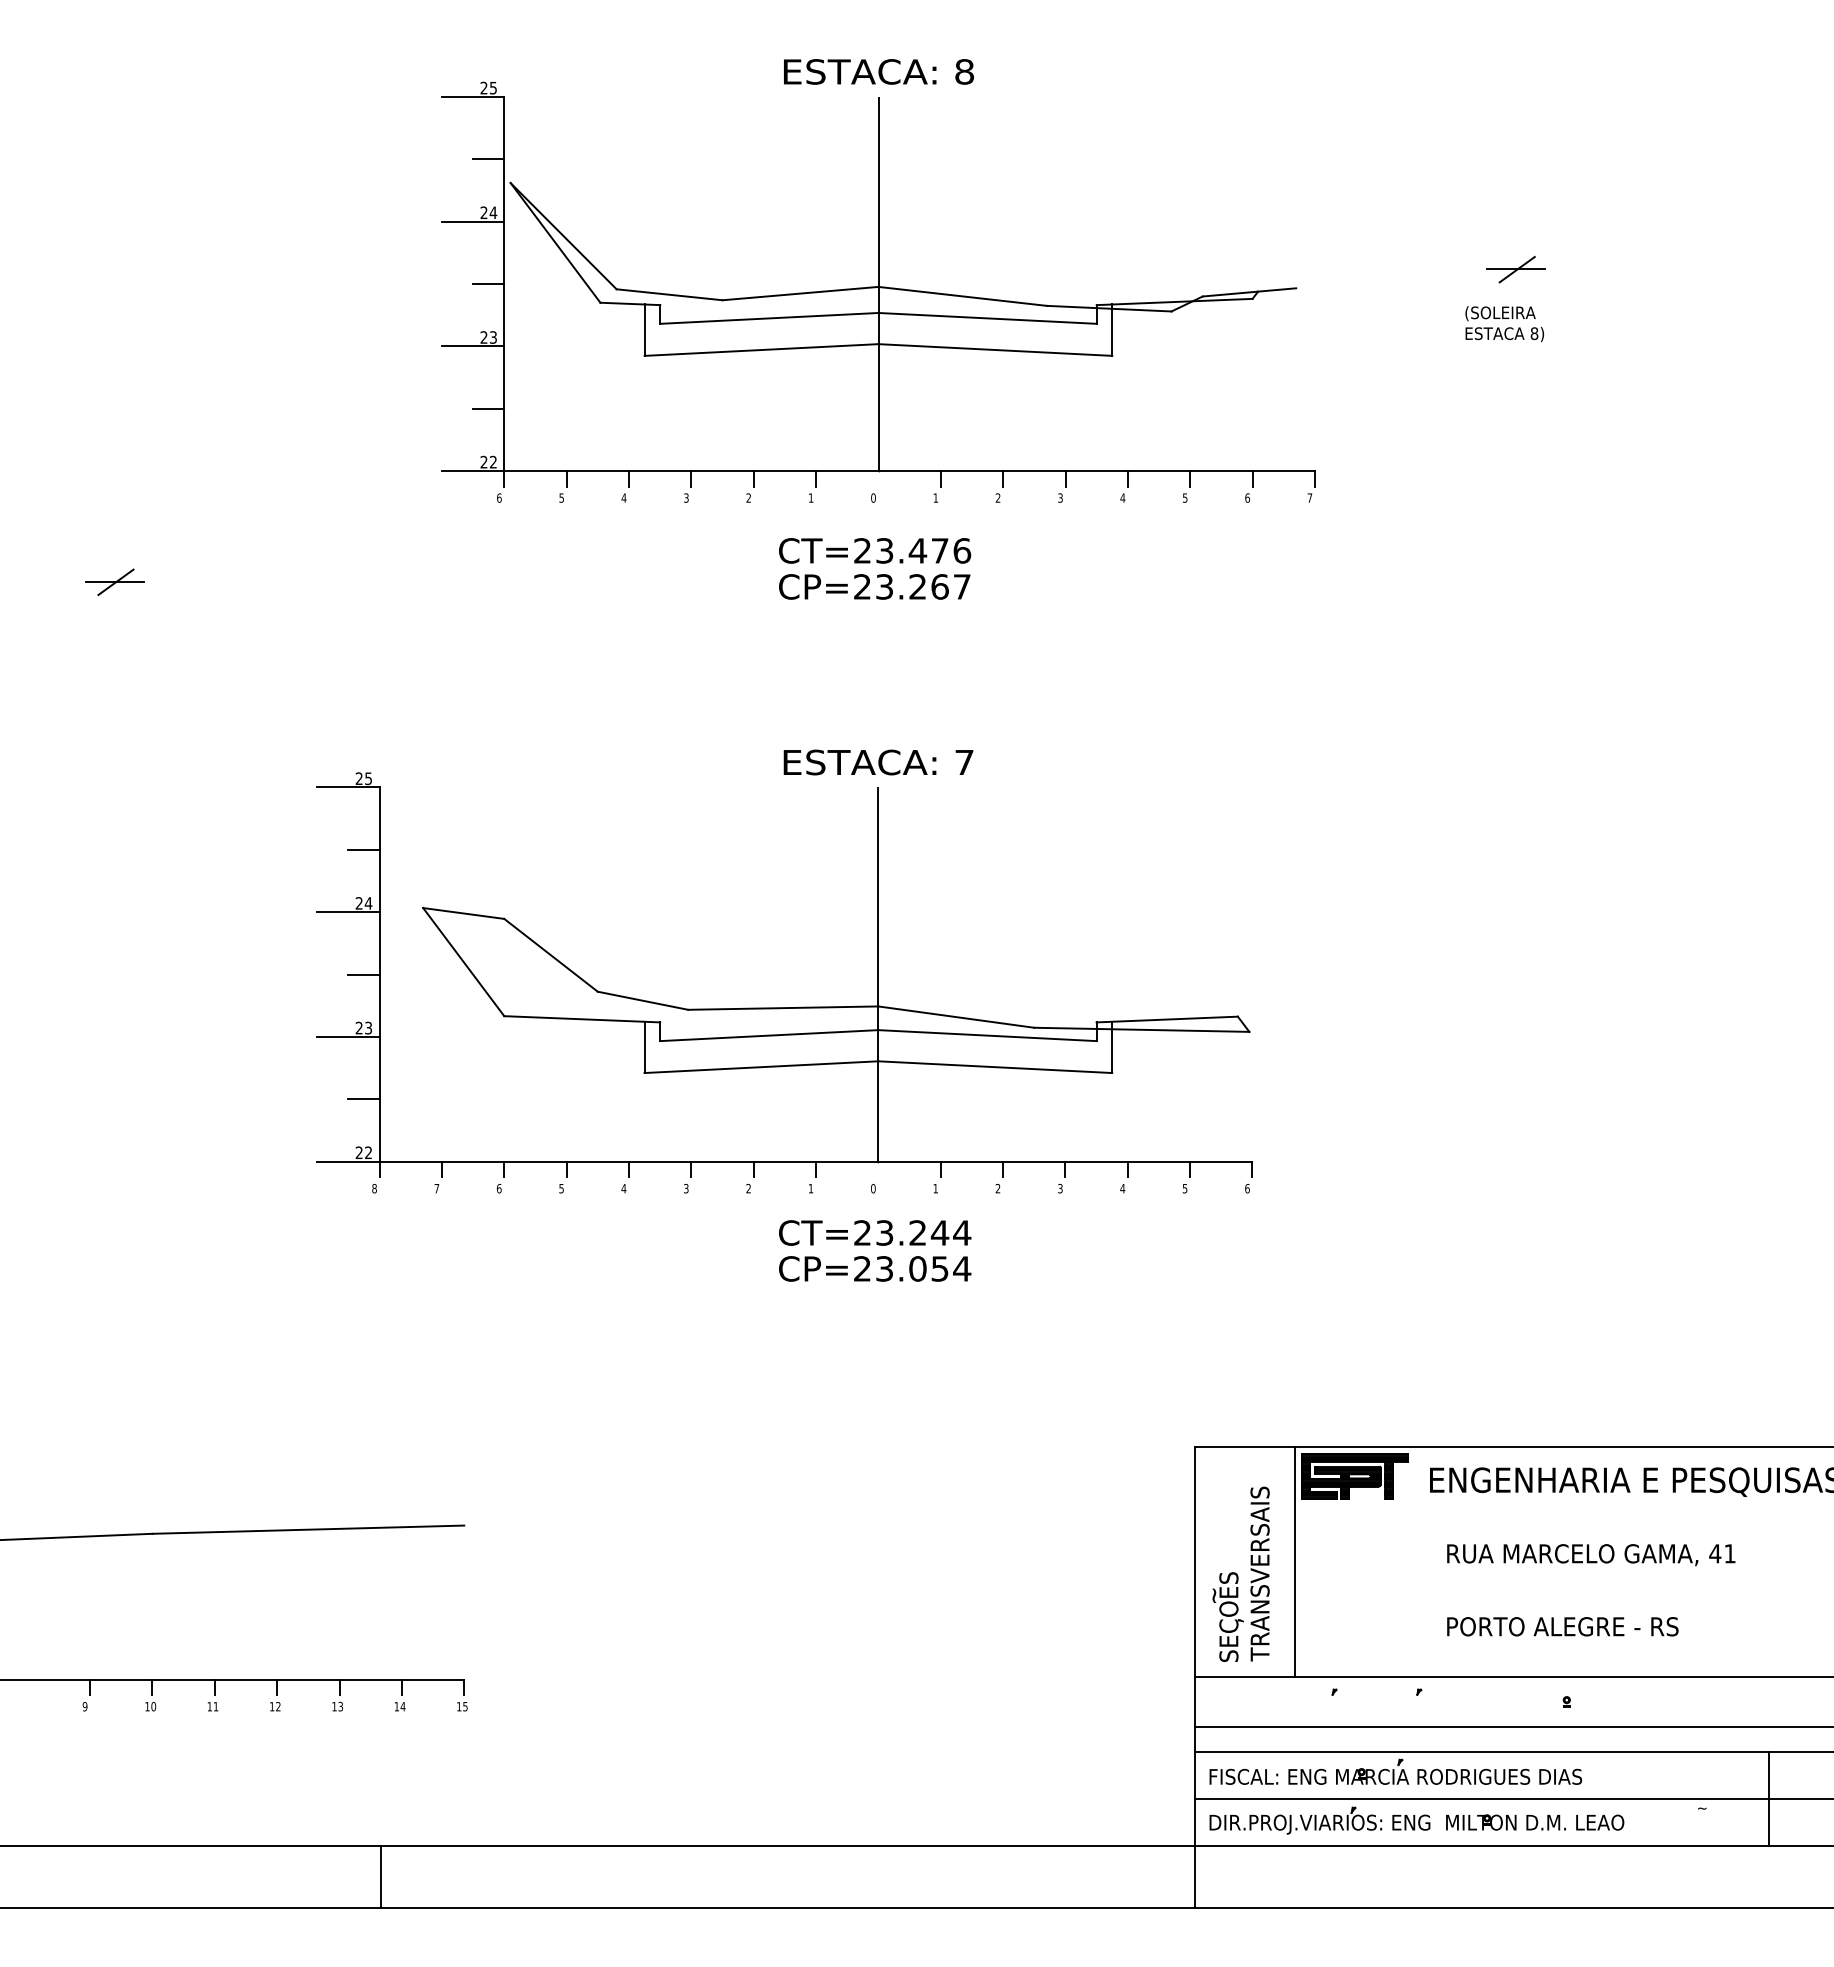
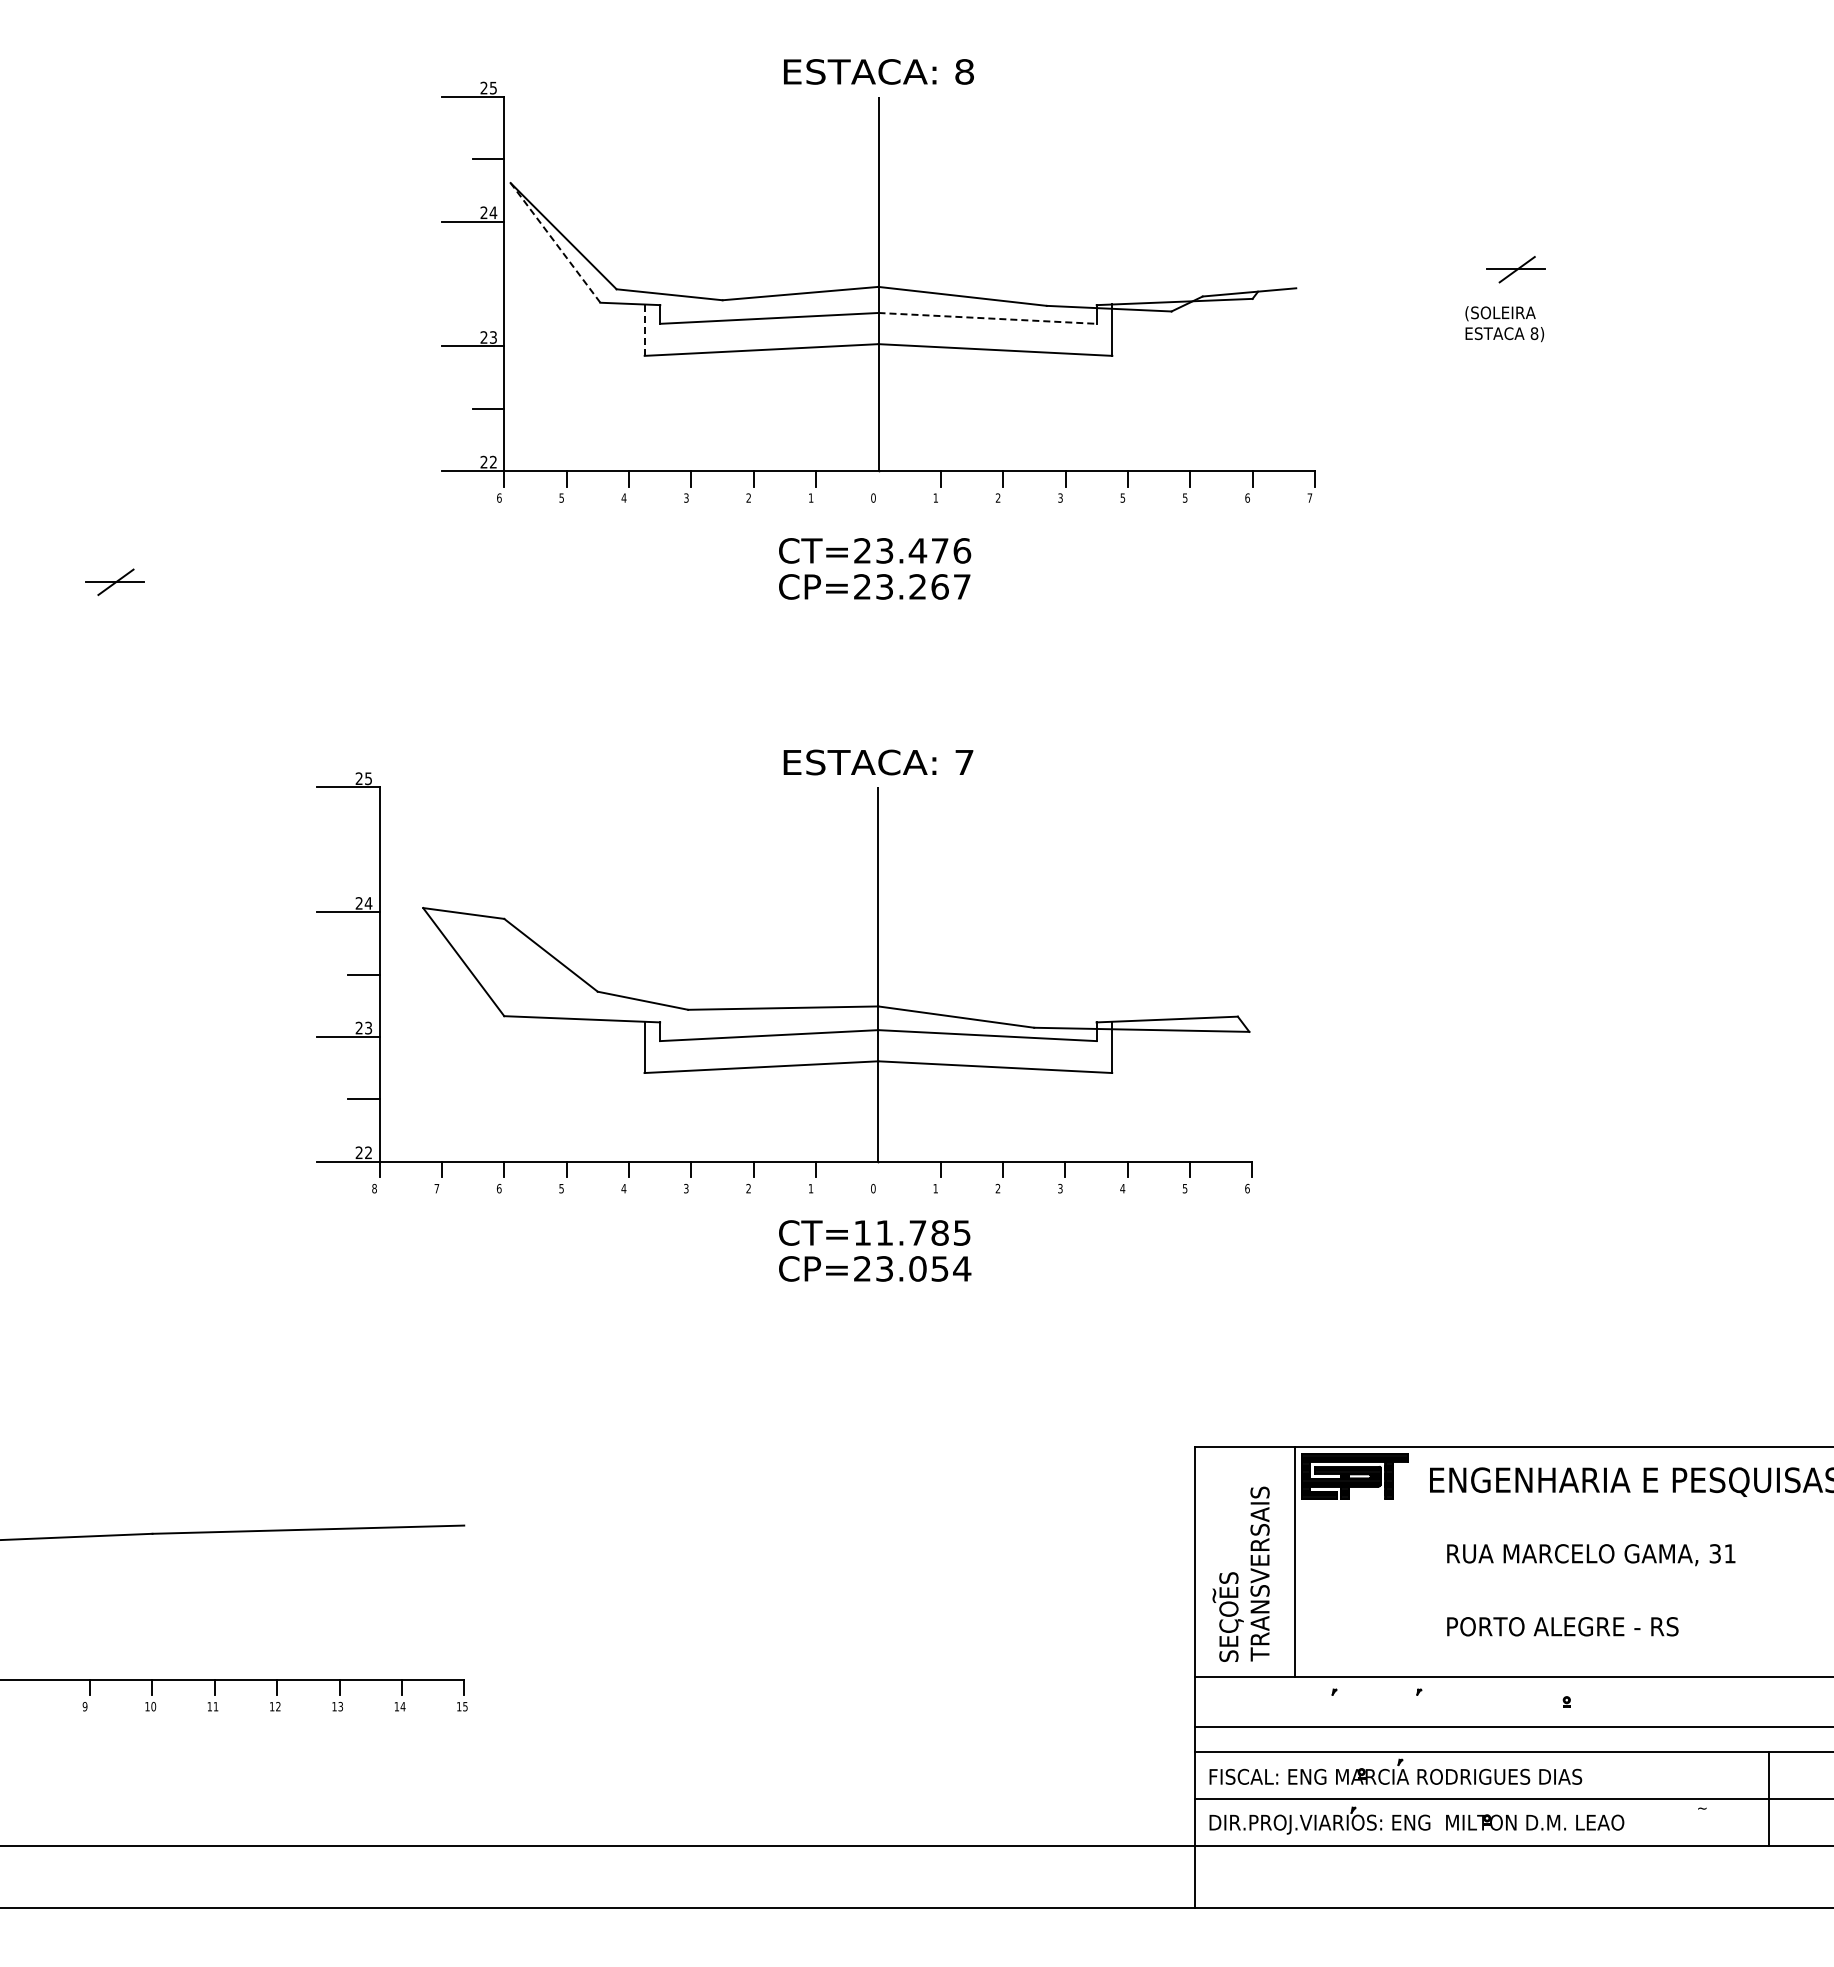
line: solid -> dashed (555, 242)
line: present -> none (488, 283)
line: solid -> dashed (988, 318)
line: solid -> dashed (644, 330)
text: 4 -> 5 (1122, 497)
line: present -> none (363, 849)
text: CT=23.244 -> CT=11.785 (912, 1232)
text: 41 -> 31 (1715, 1553)
line: present -> none (381, 1876)
